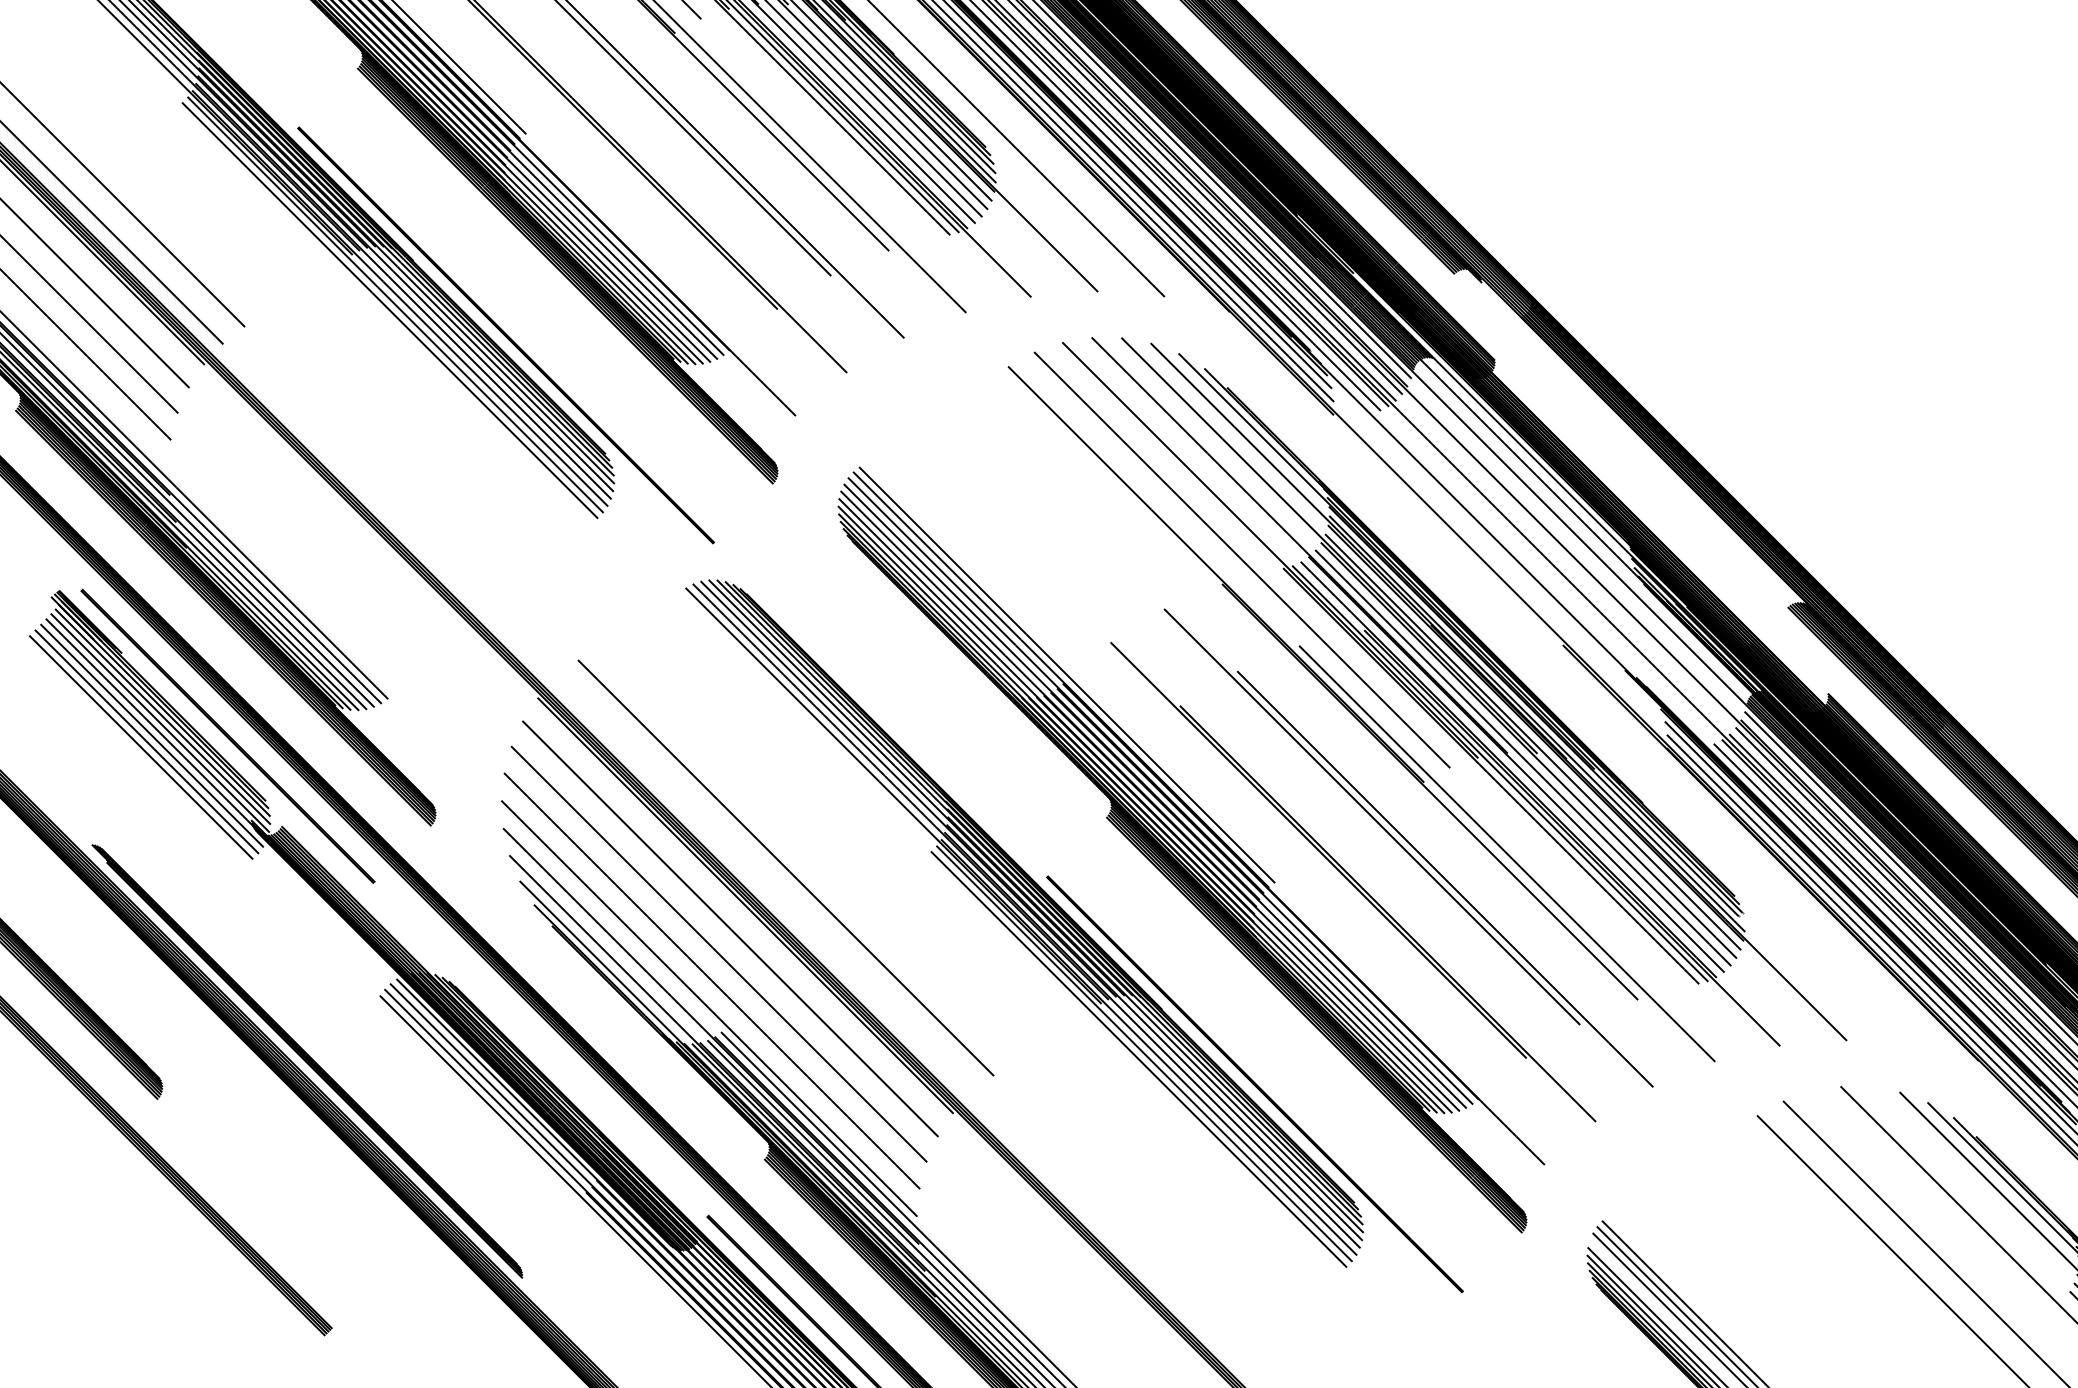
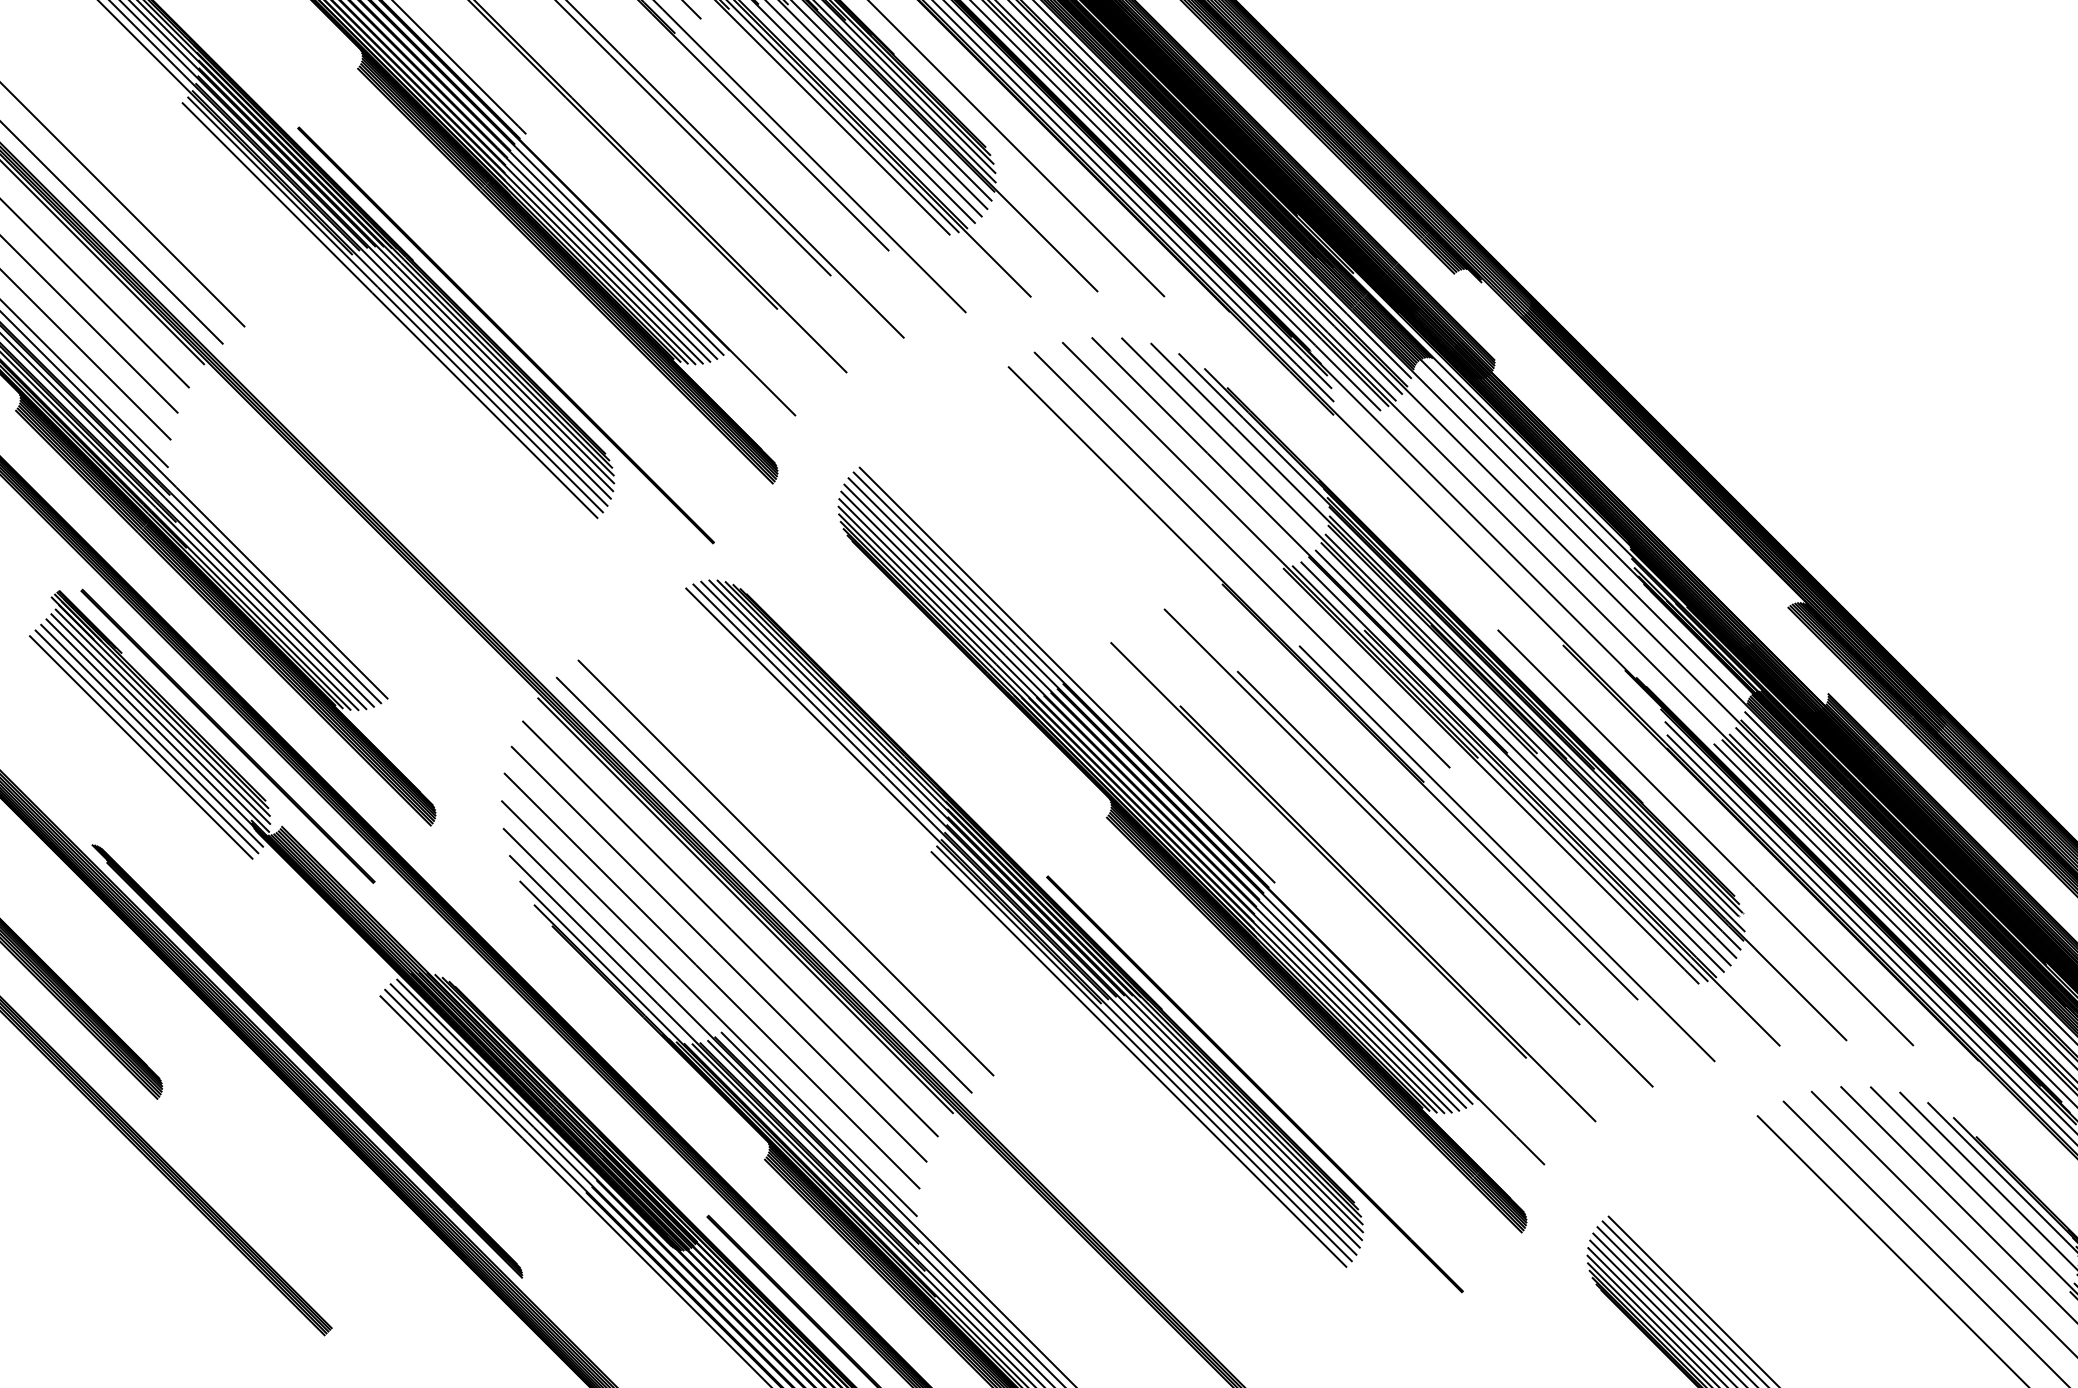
line: none -> present (85, 384)
line: none -> present (1705, 837)
line: none -> present (763, 884)
line: none -> present (1972, 1188)
line: none -> present (1942, 1222)
line: none -> present (1692, 1299)
line: none -> present (1661, 1311)
